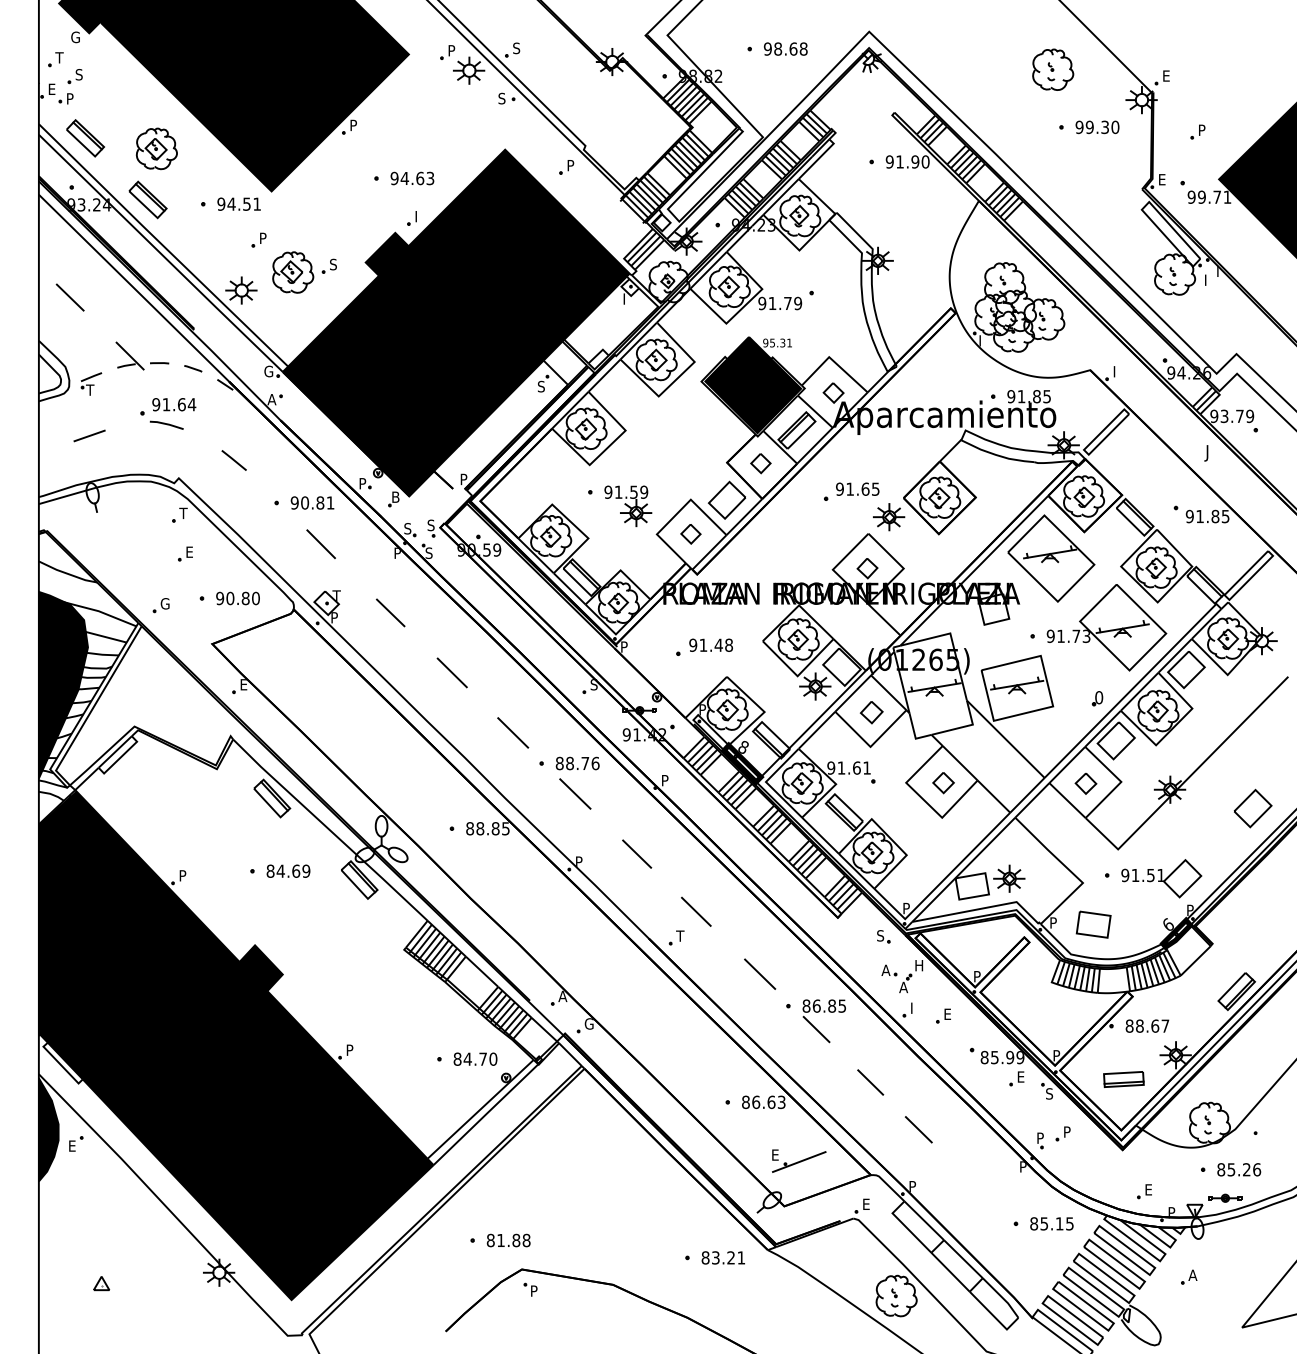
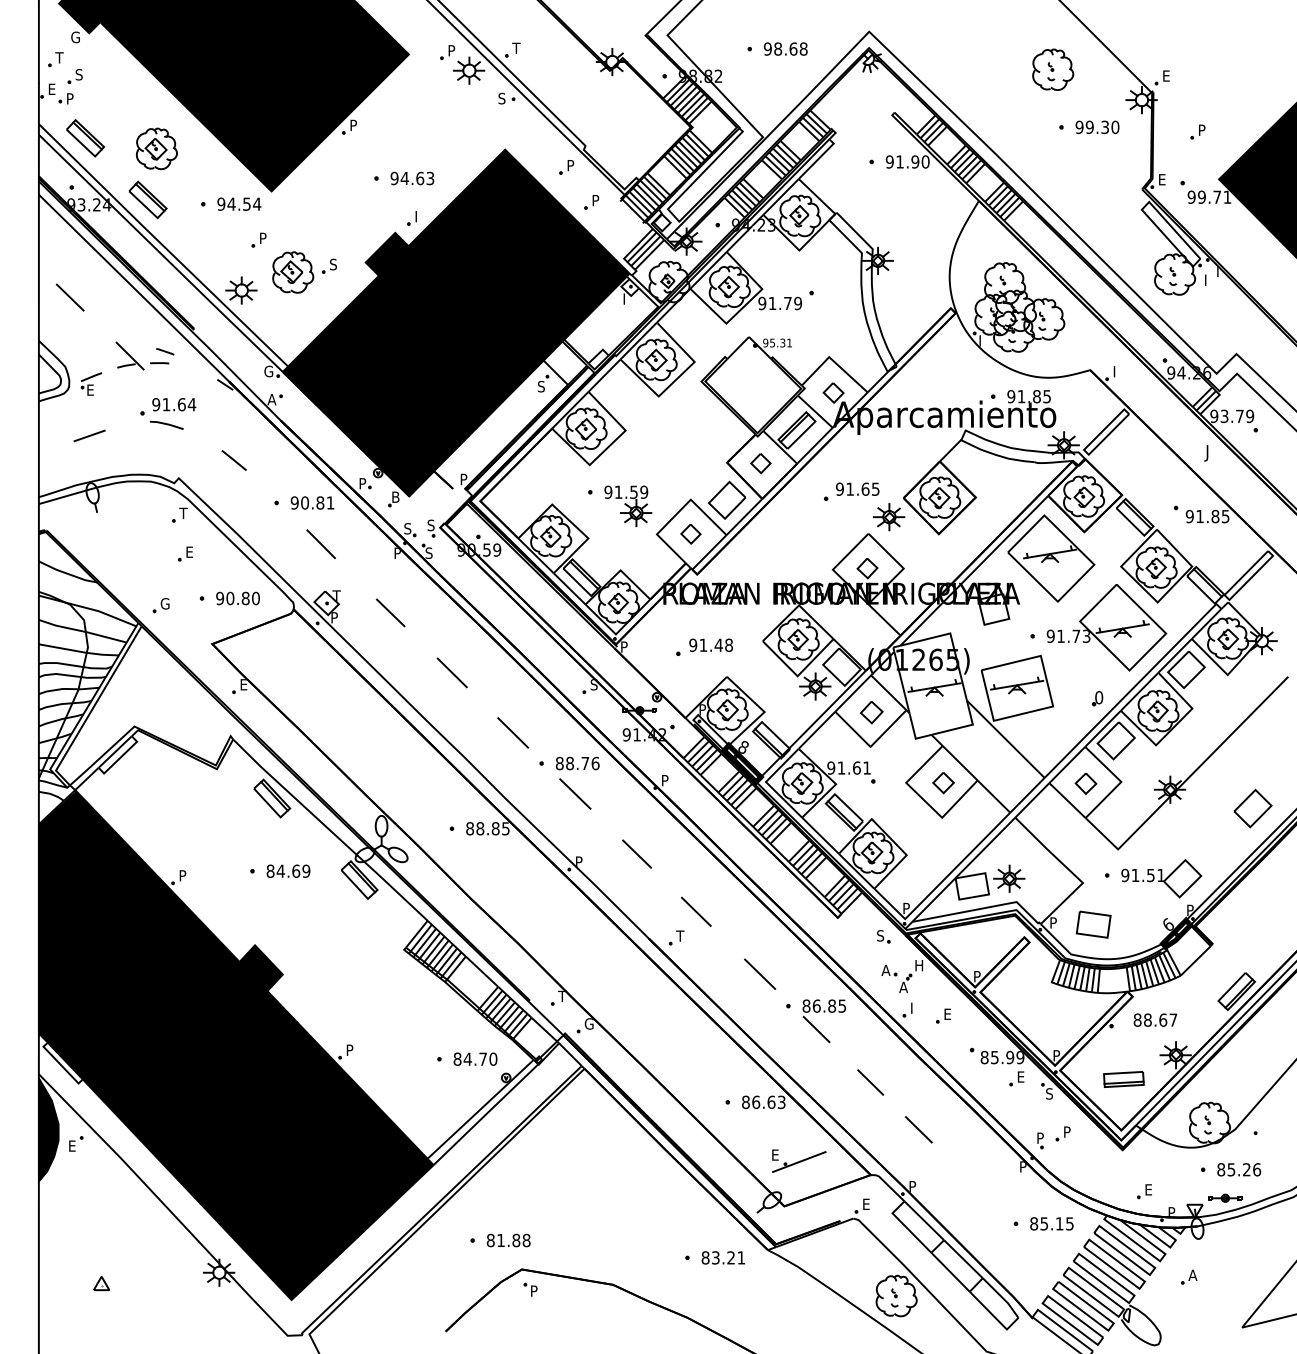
text: S -> T (516, 48)
part: none -> present (591, 202)
text: 94.51 -> 94.54 (257, 203)
line position: (193, 368) -> (165, 351) (165, 351)
fill: present -> none (753, 384)
text: T -> E (90, 389)
fill: present -> none (63, 684)
text: A -> T (562, 996)
text position: (1147, 1025) -> (1155, 1019) (1155, 1019)
